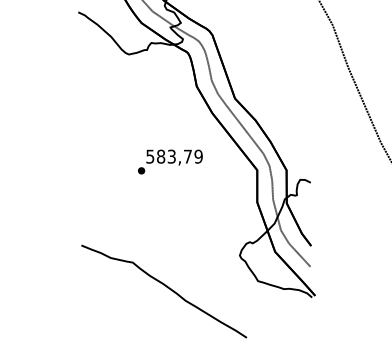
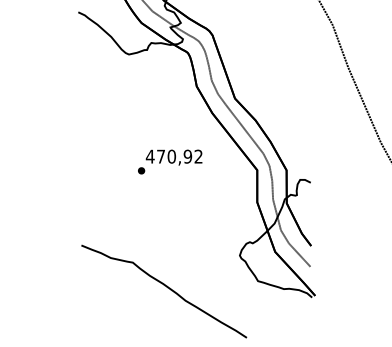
text: 583,79 -> 470,92 (173, 156)
